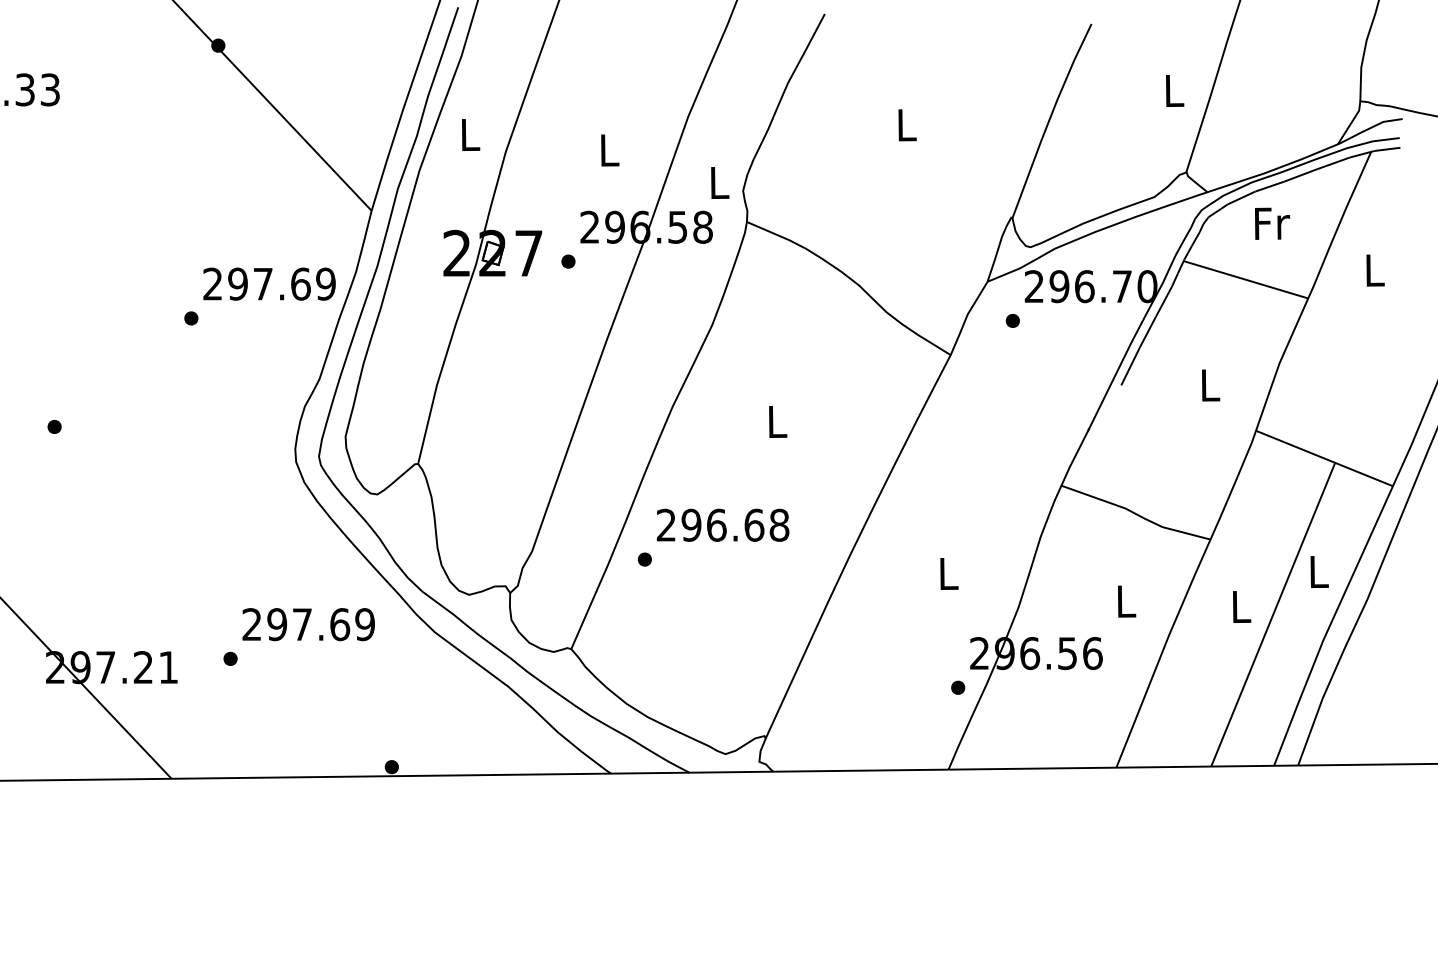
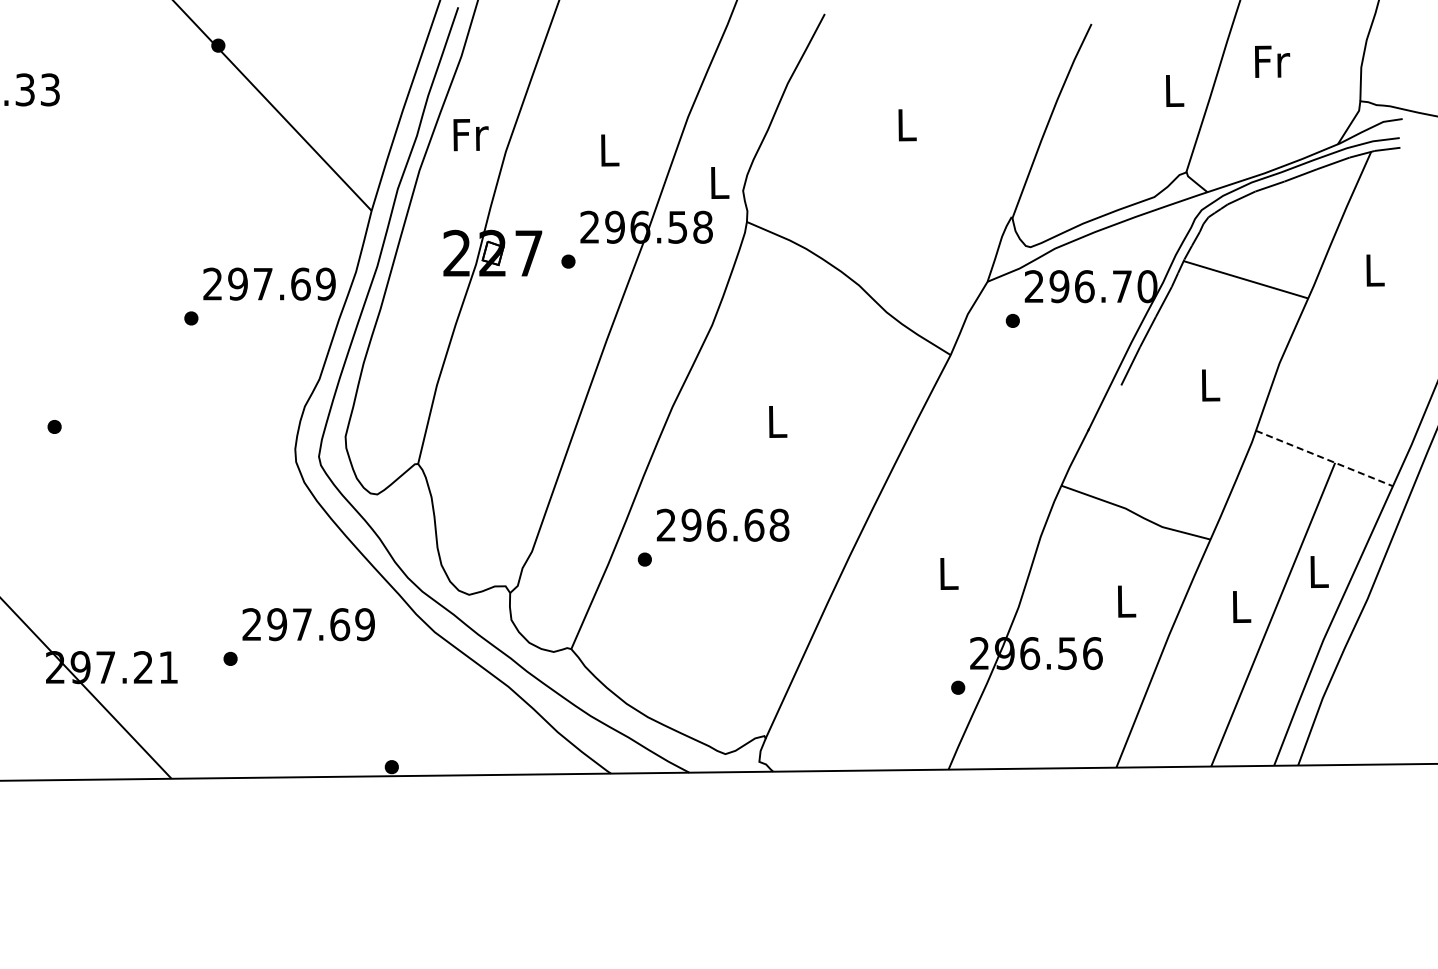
text: L -> Fr (470, 135)
text position: (1272, 223) -> (1272, 61) (1272, 61)
line: solid -> dashed (1324, 458)
